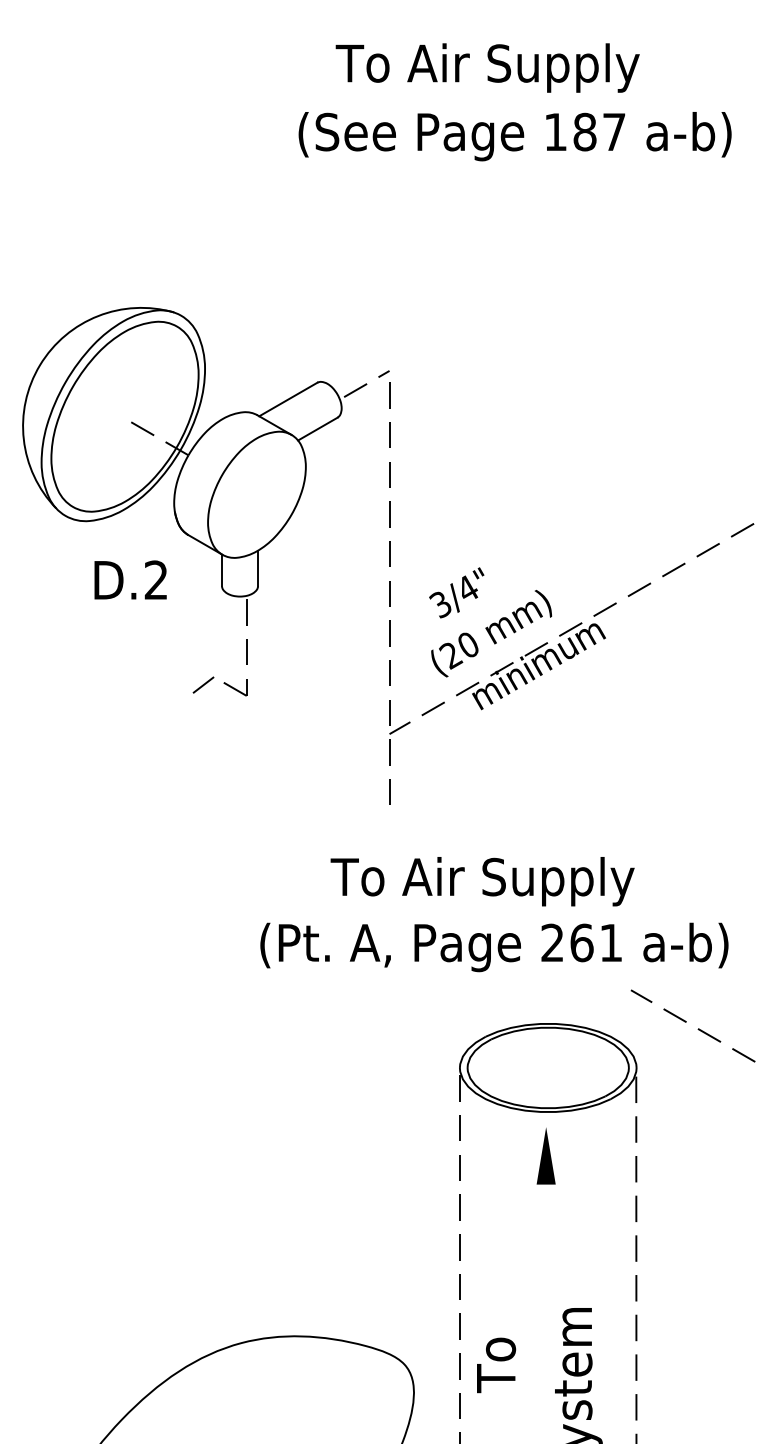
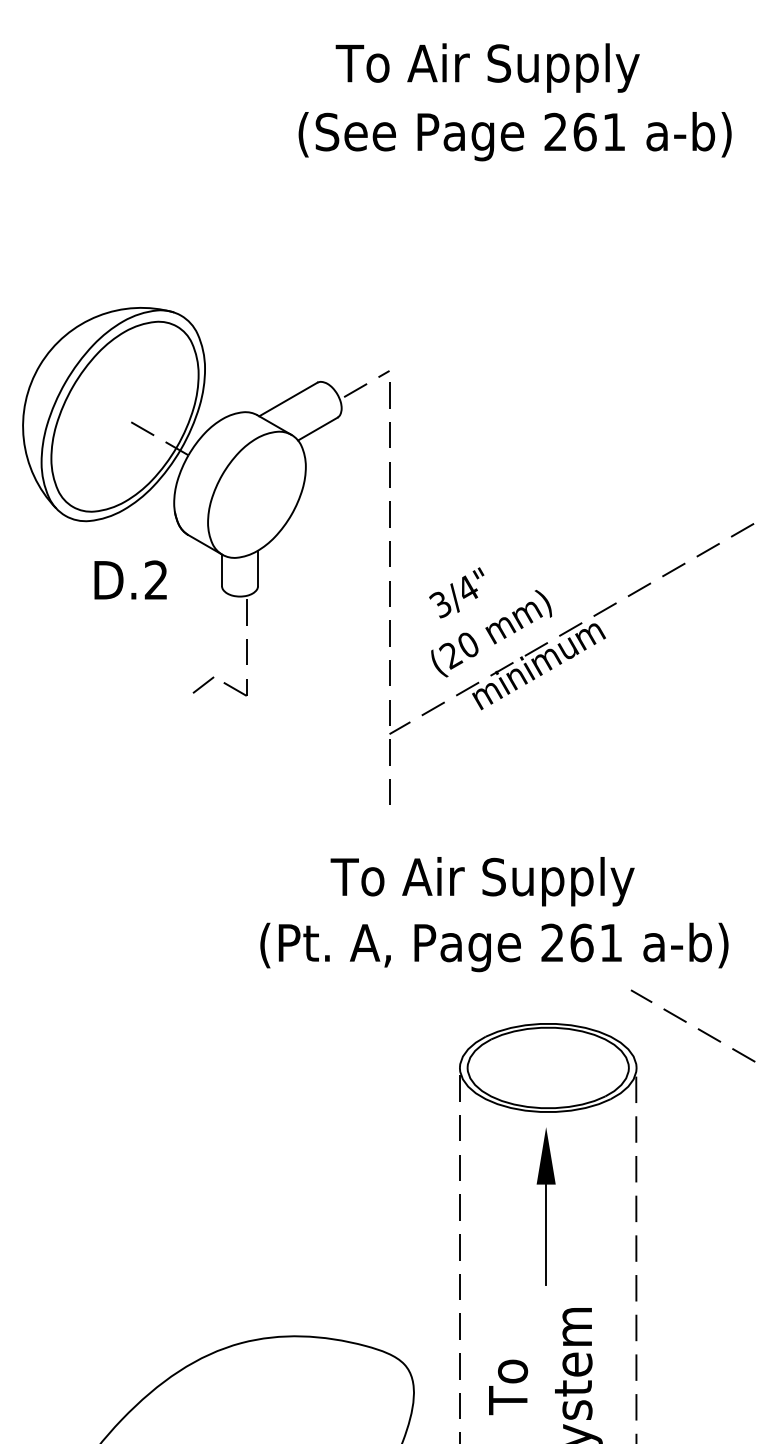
text: 187 -> 261 (584, 131)
line: none -> present (546, 1234)
text position: (496, 1365) -> (508, 1387) (508, 1387)
